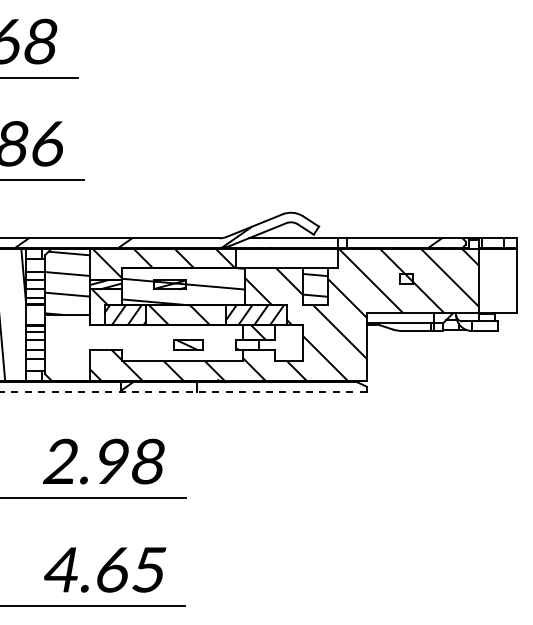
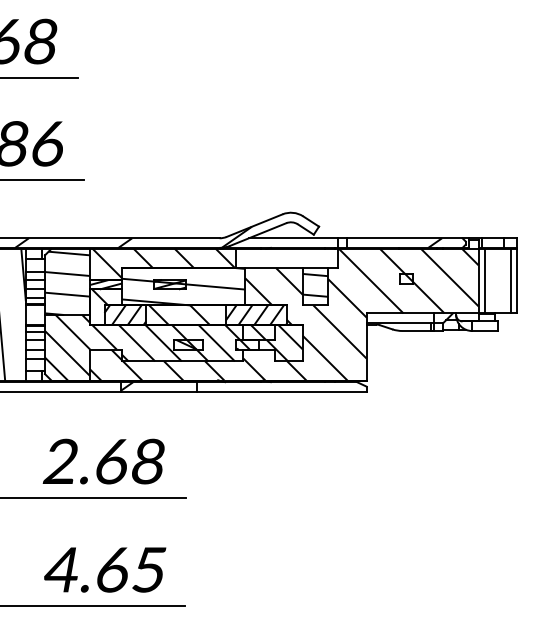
line: none -> present (484, 280)
line: none -> present (510, 280)
hatch: none -> present (173, 347)
line: dashed -> solid (182, 391)
text: 2.98 -> 2.68 (112, 461)
